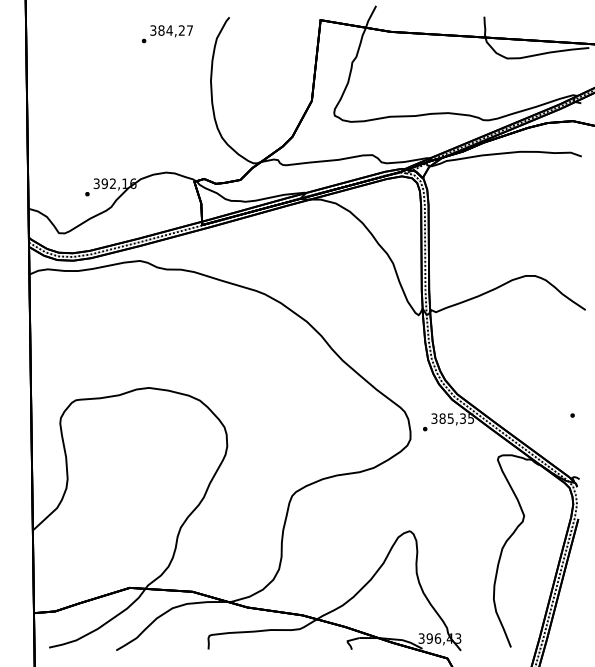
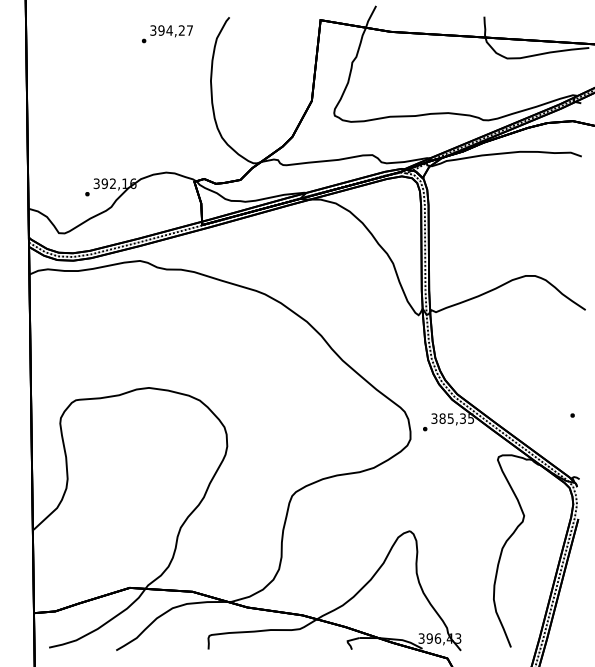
text: 384,27 -> 394,27 (161, 30)
